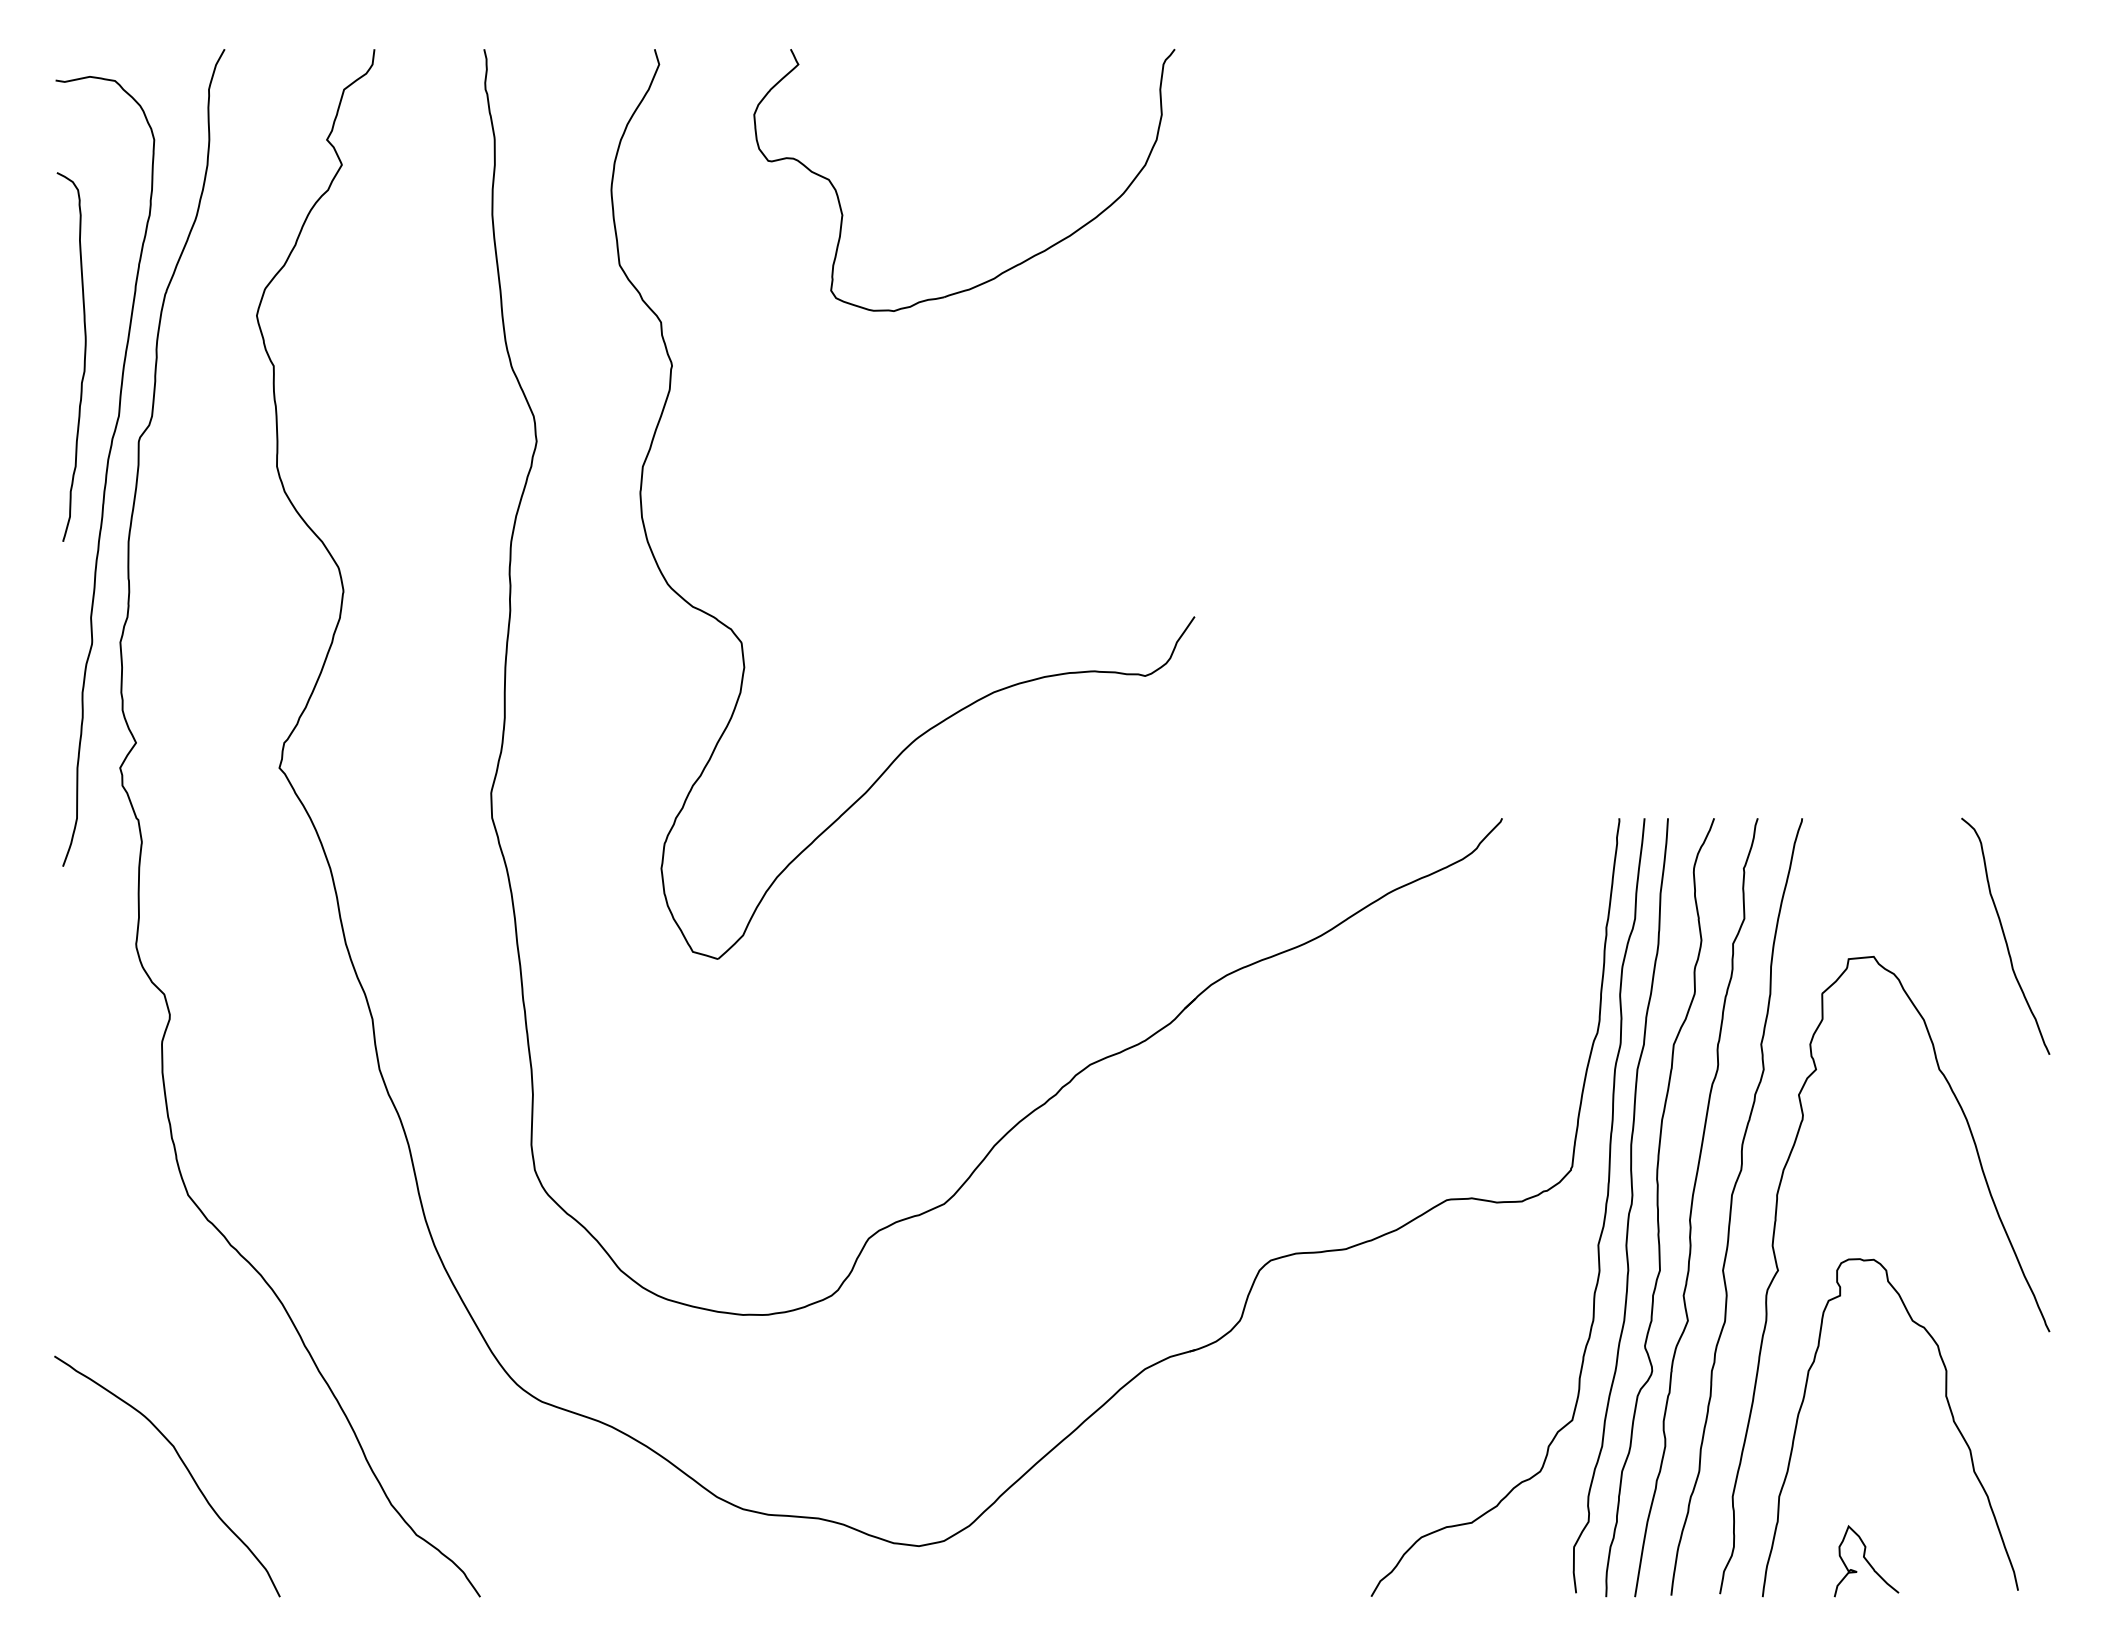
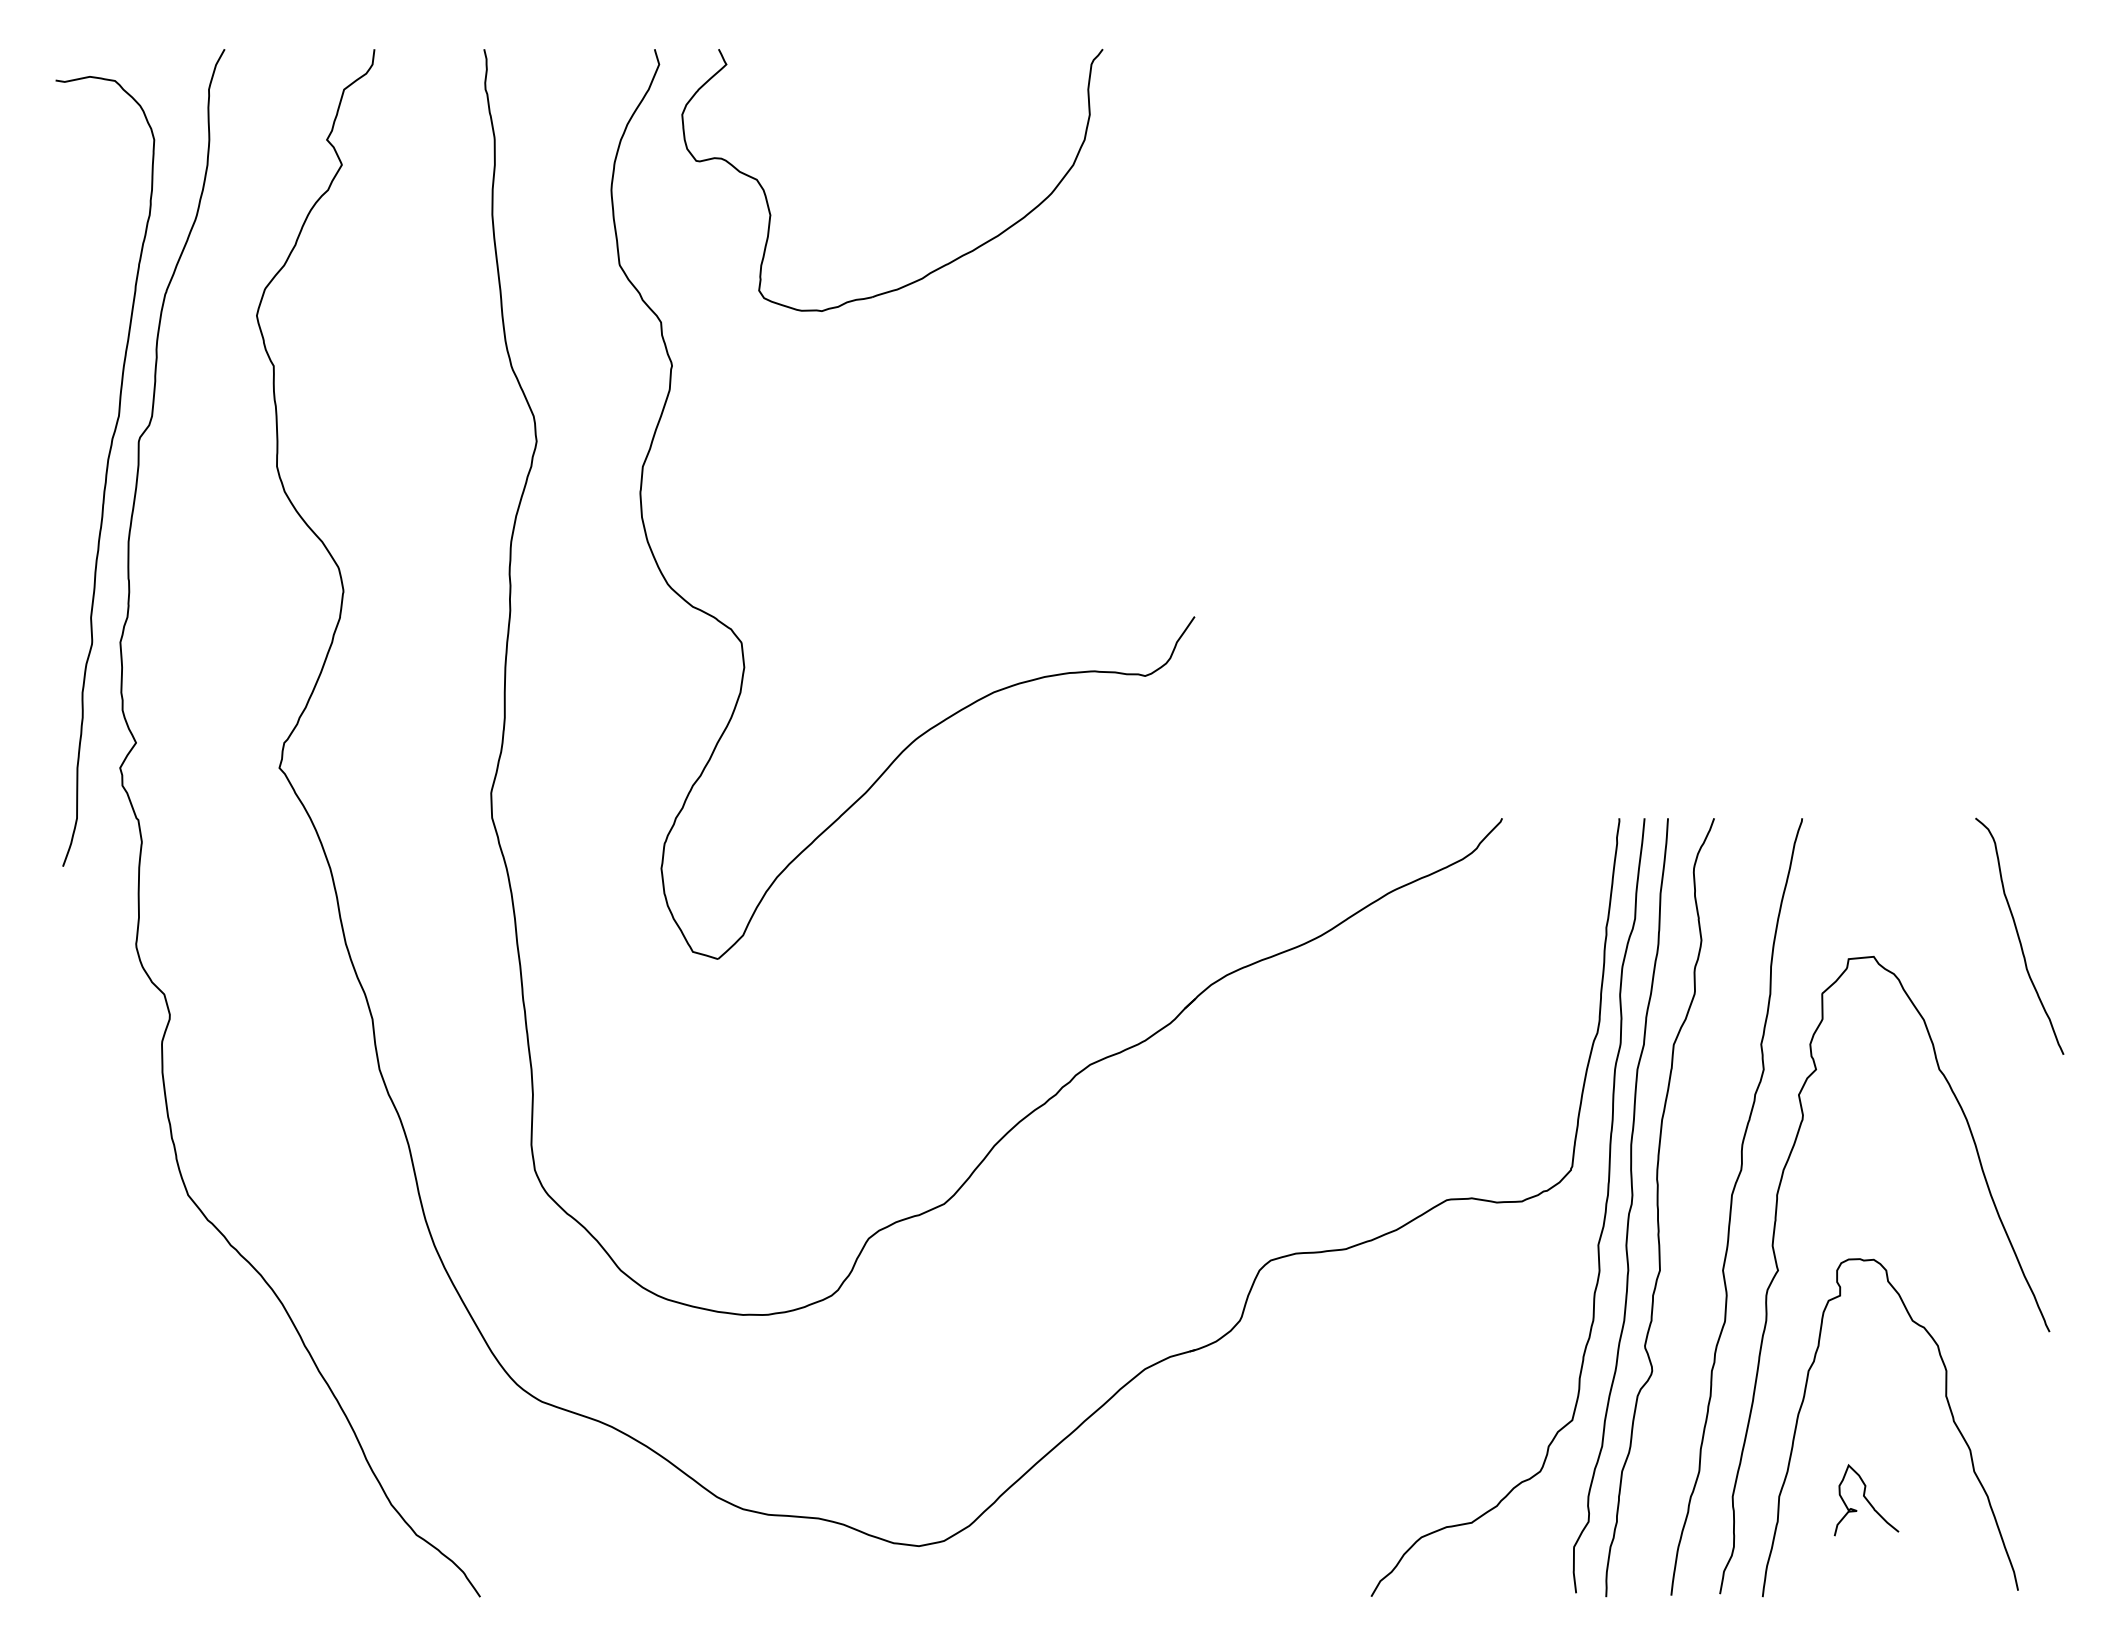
part position: (1008, 268) -> (936, 268) (936, 268)
curve: present -> none (84, 356)
curve position: (2005, 935) -> (2019, 935) (2019, 935)
curve: present -> none (1692, 1207)
curve: present -> none (184, 1466)
curve position: (1866, 1561) -> (1866, 1500) (1866, 1500)
